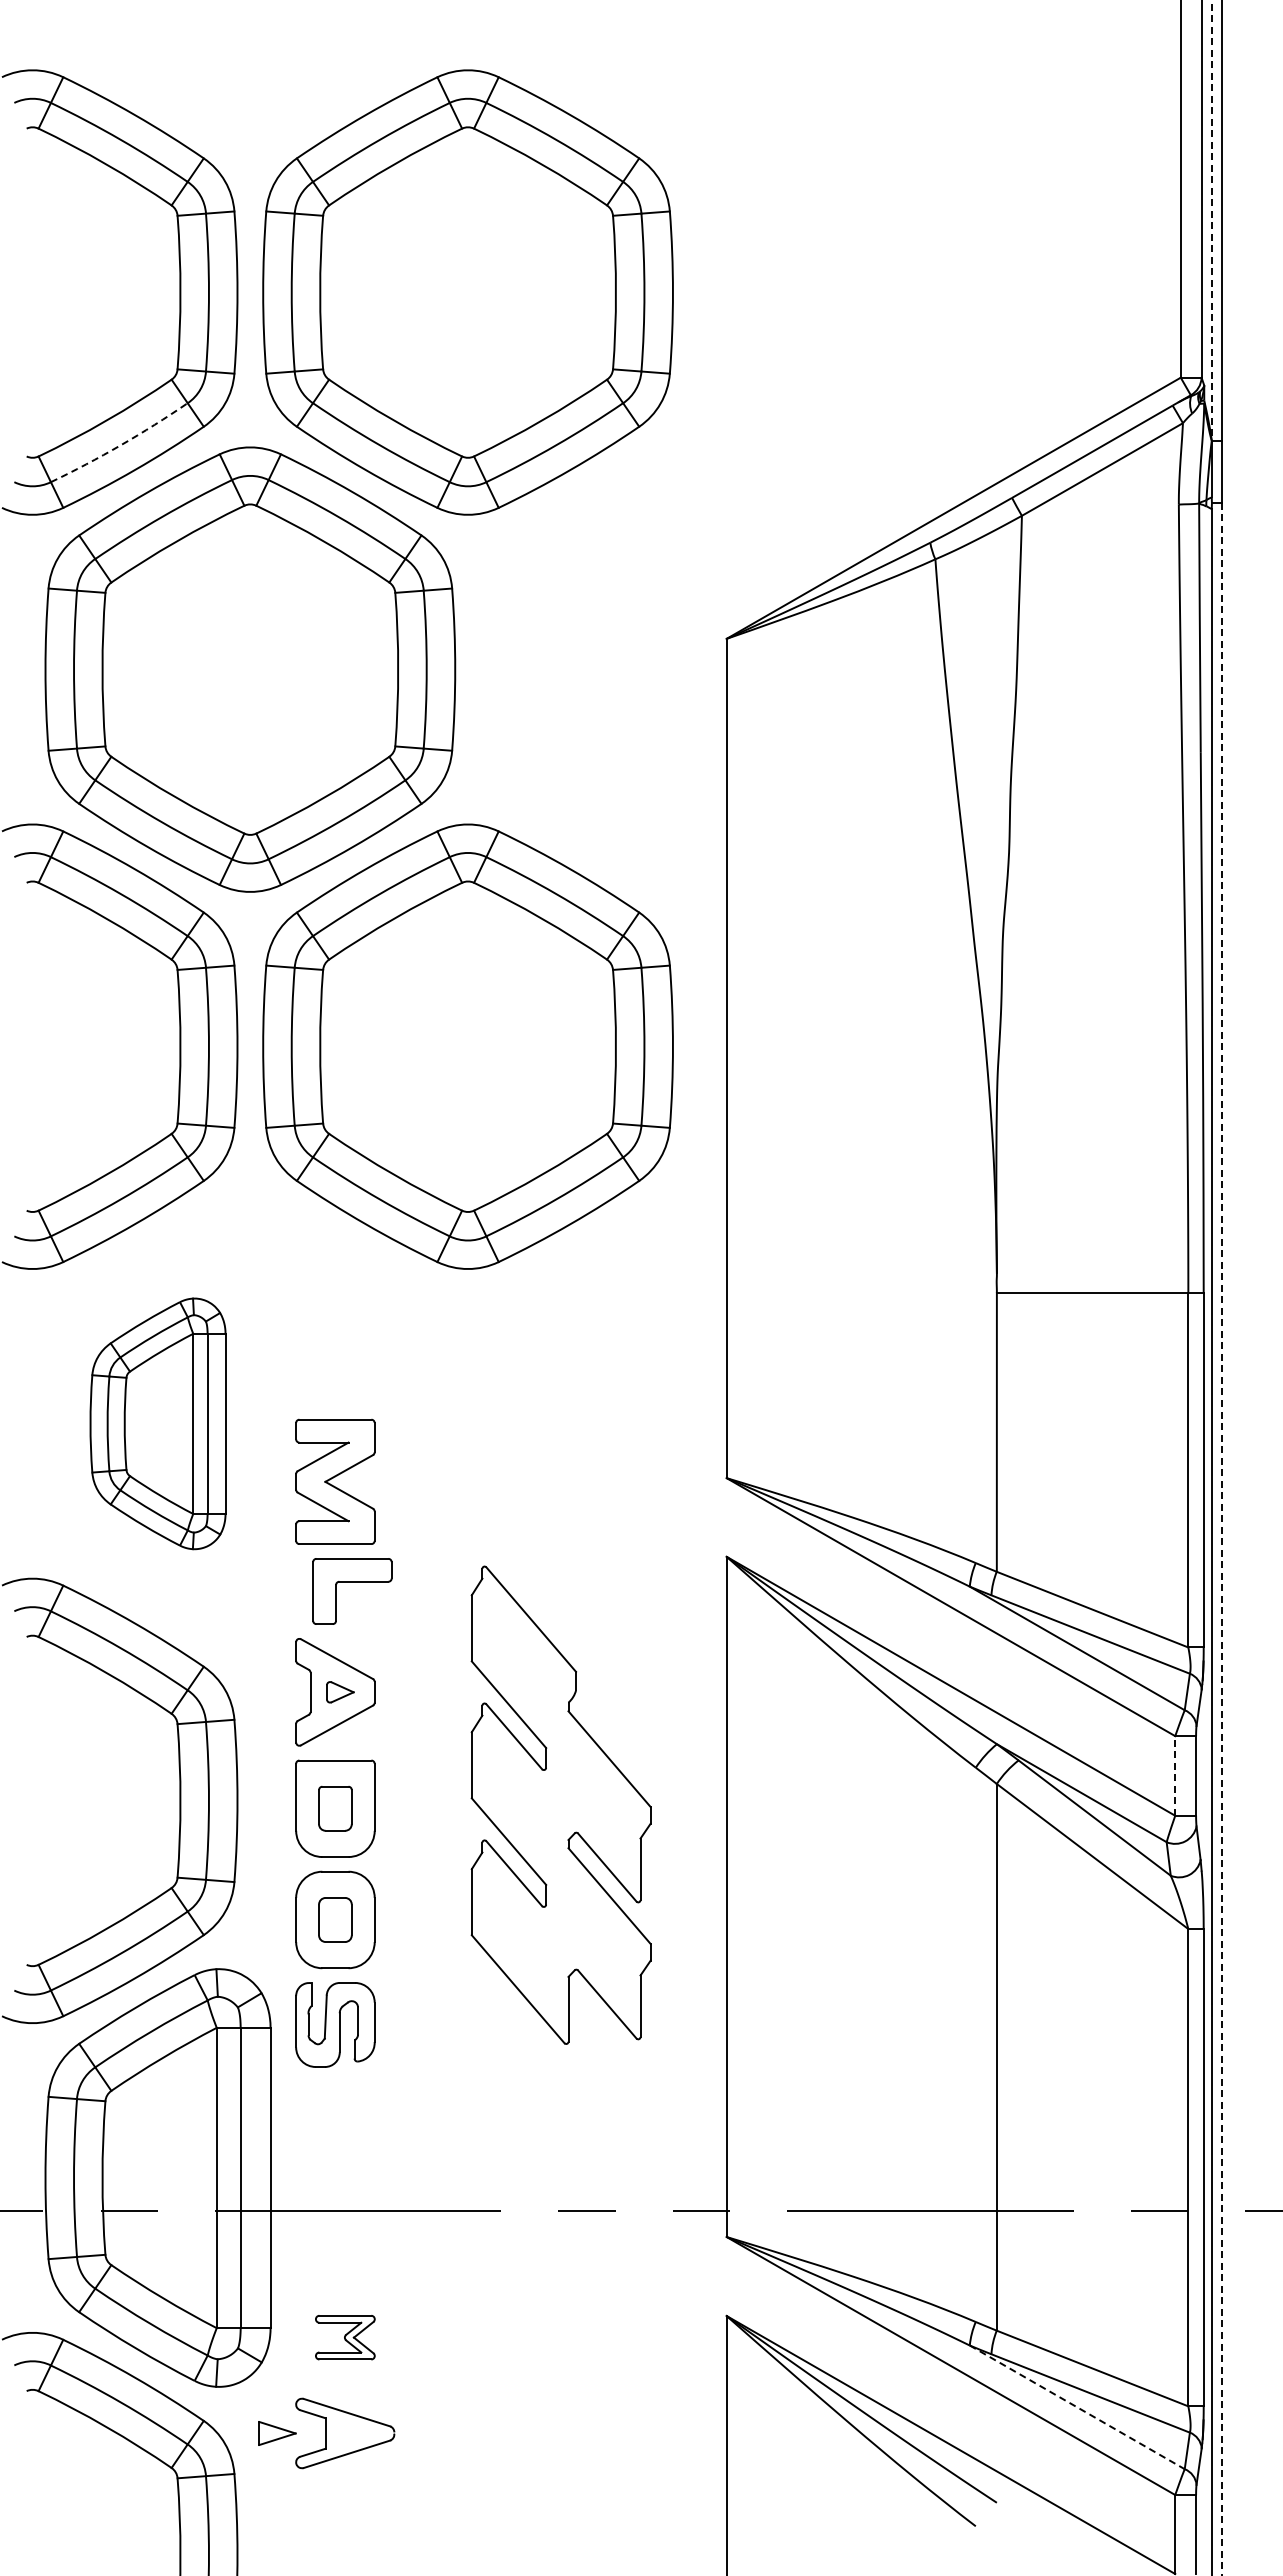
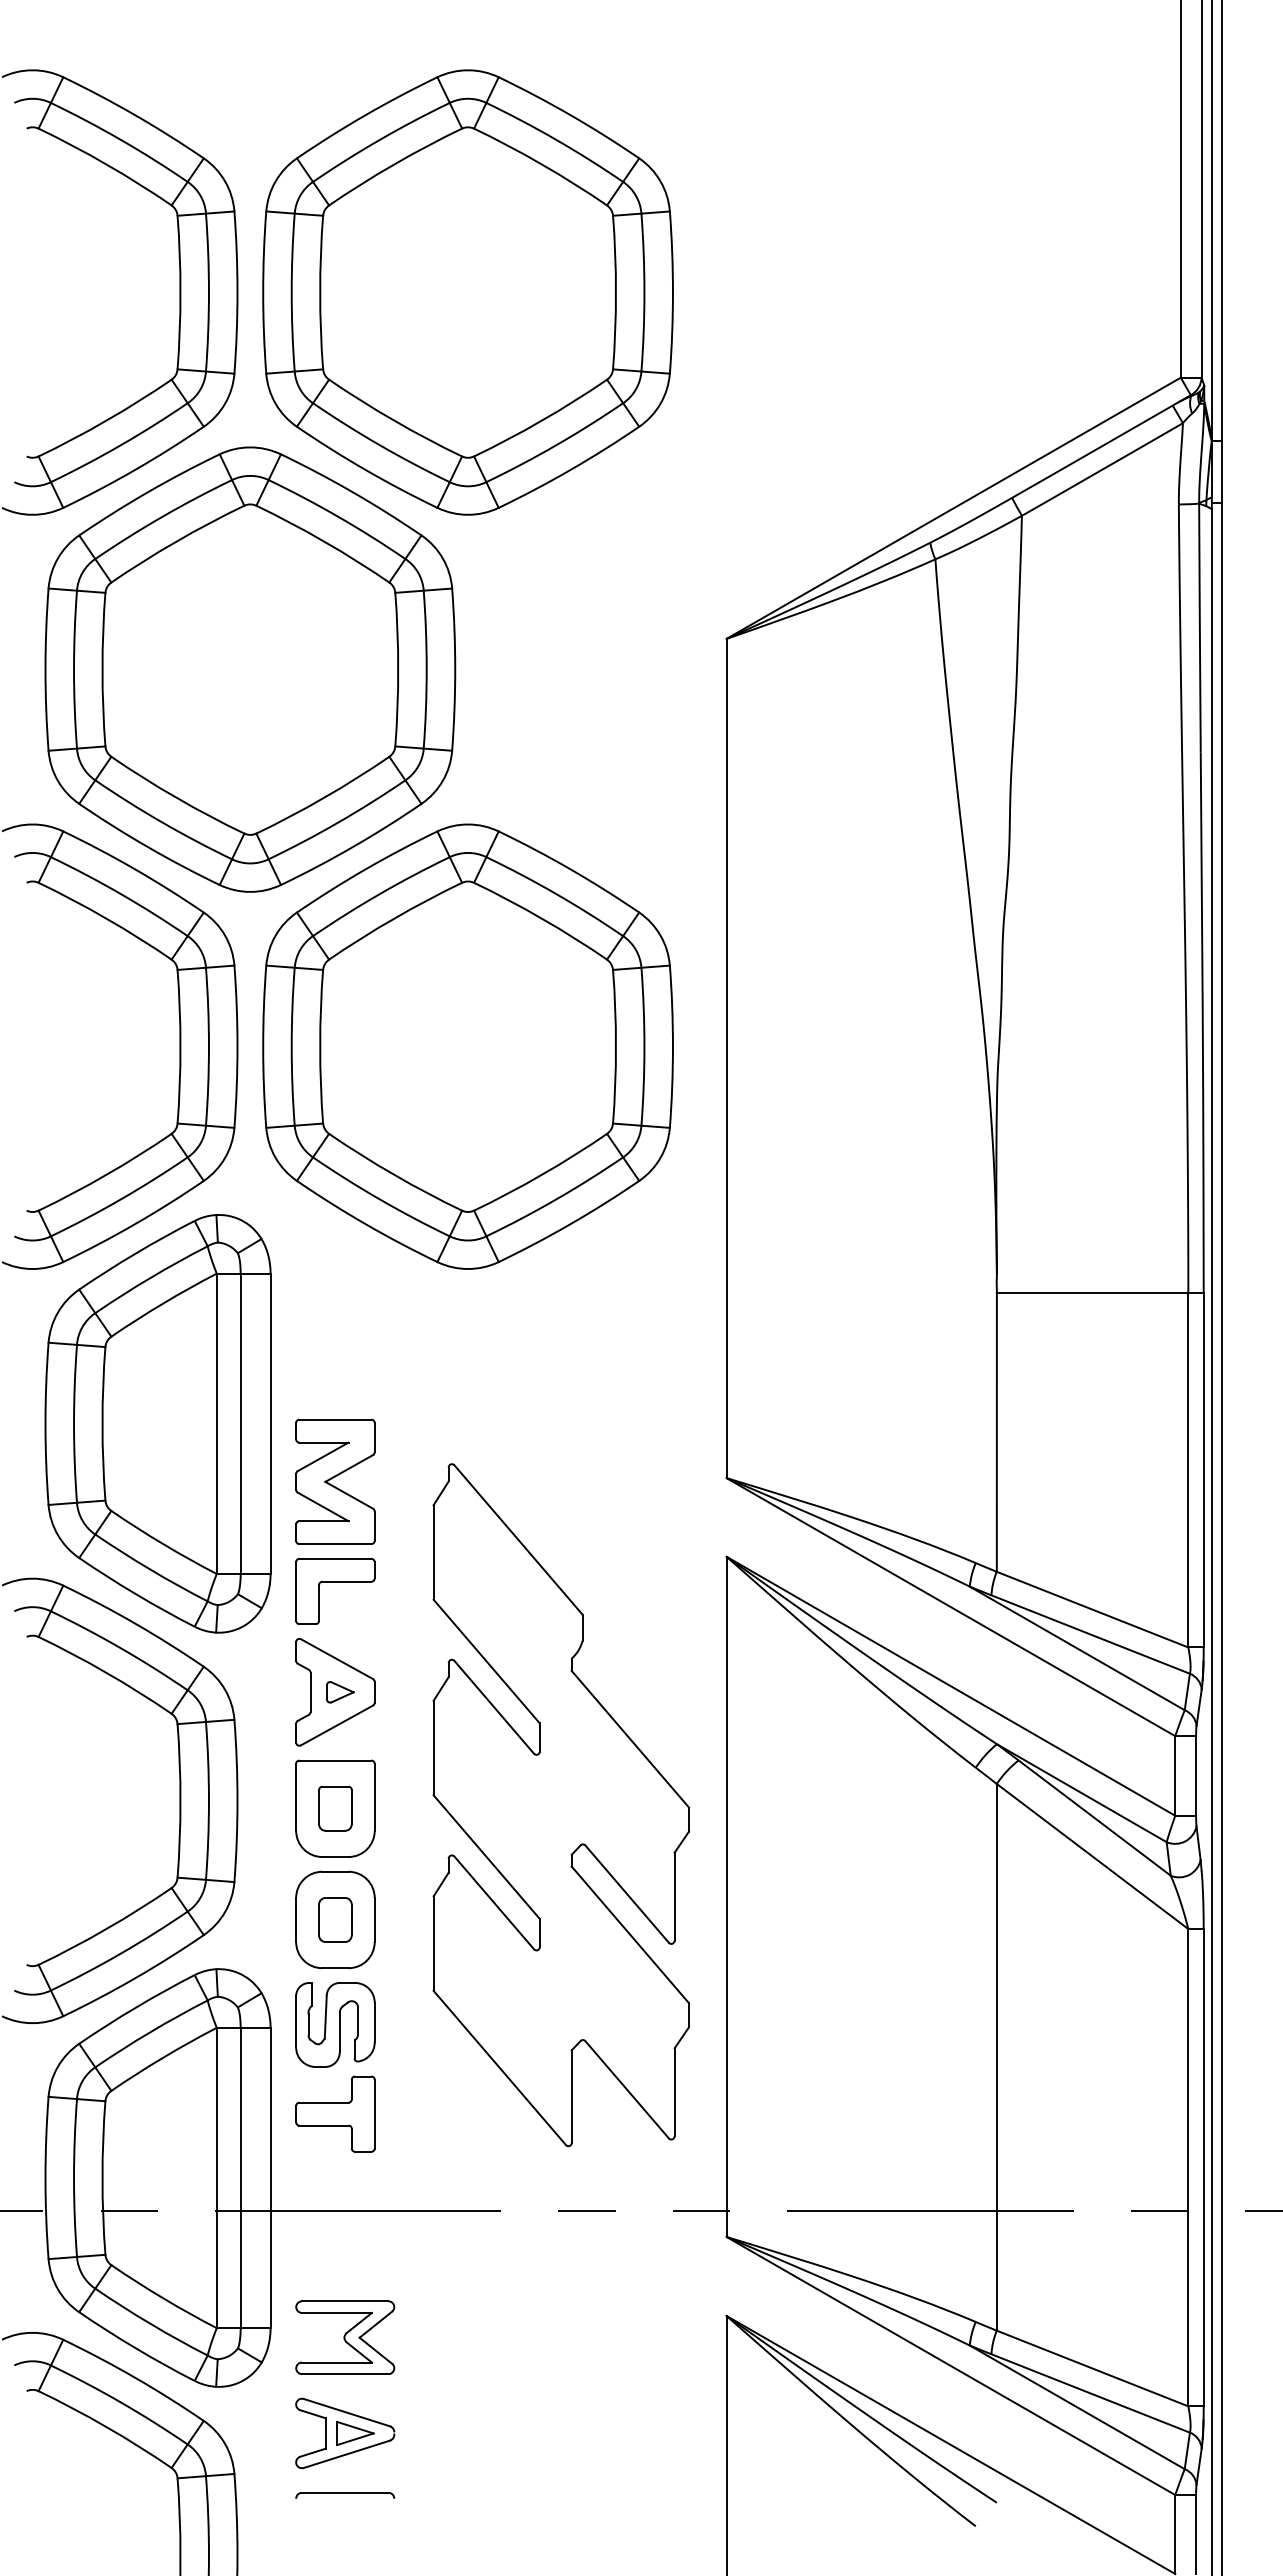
line: dashed -> solid (1211, 220)
arc: dashed -> solid (120, 445)
part size: 138x254 px -> 228x420 px (157, 1423)
line: dashed -> solid (1222, 1539)
part position: (352, 1582) -> (335, 1582) (335, 1582)
line: dashed -> solid (1175, 1775)
part size: 182x480 px -> 258x685 px (560, 1805)
part: none -> present (335, 2113)
part size: 61x46 px -> 101x75 px (345, 2337)
line: dashed -> solid (1077, 2407)
part position: (277, 2433) -> (355, 2433) (355, 2433)
part: none -> present (345, 2495)
